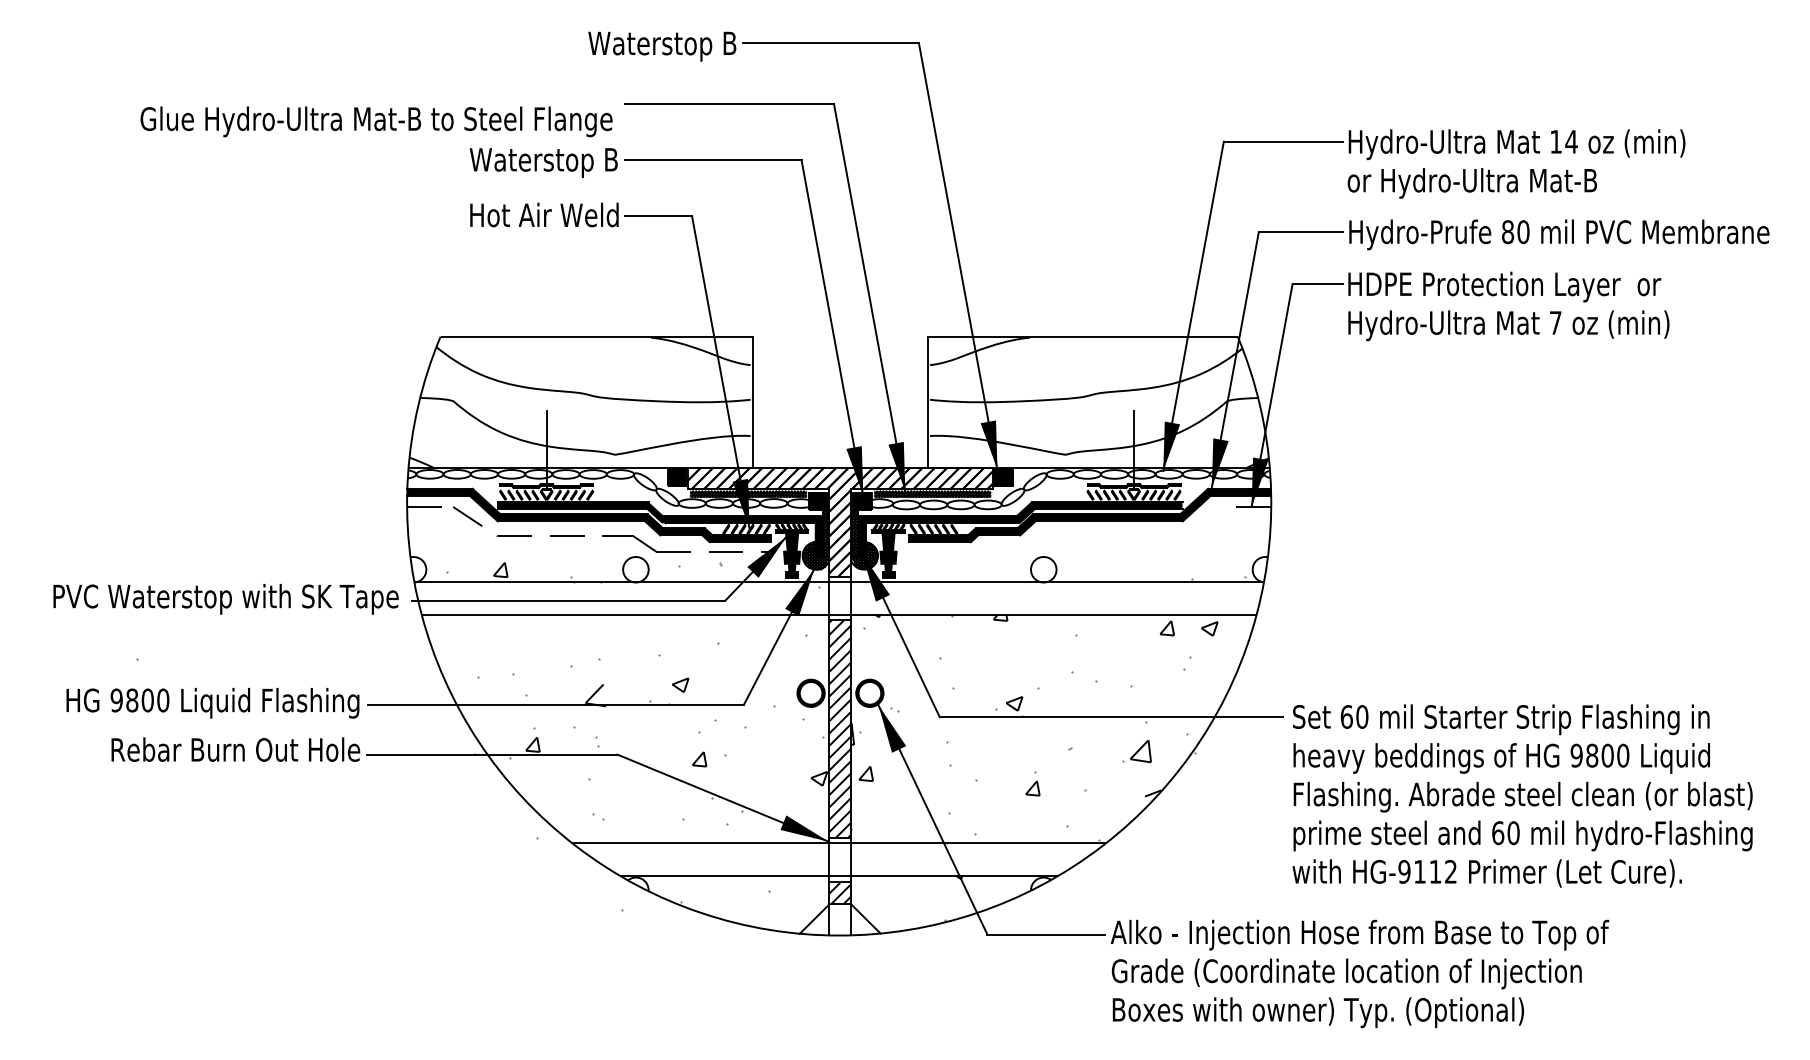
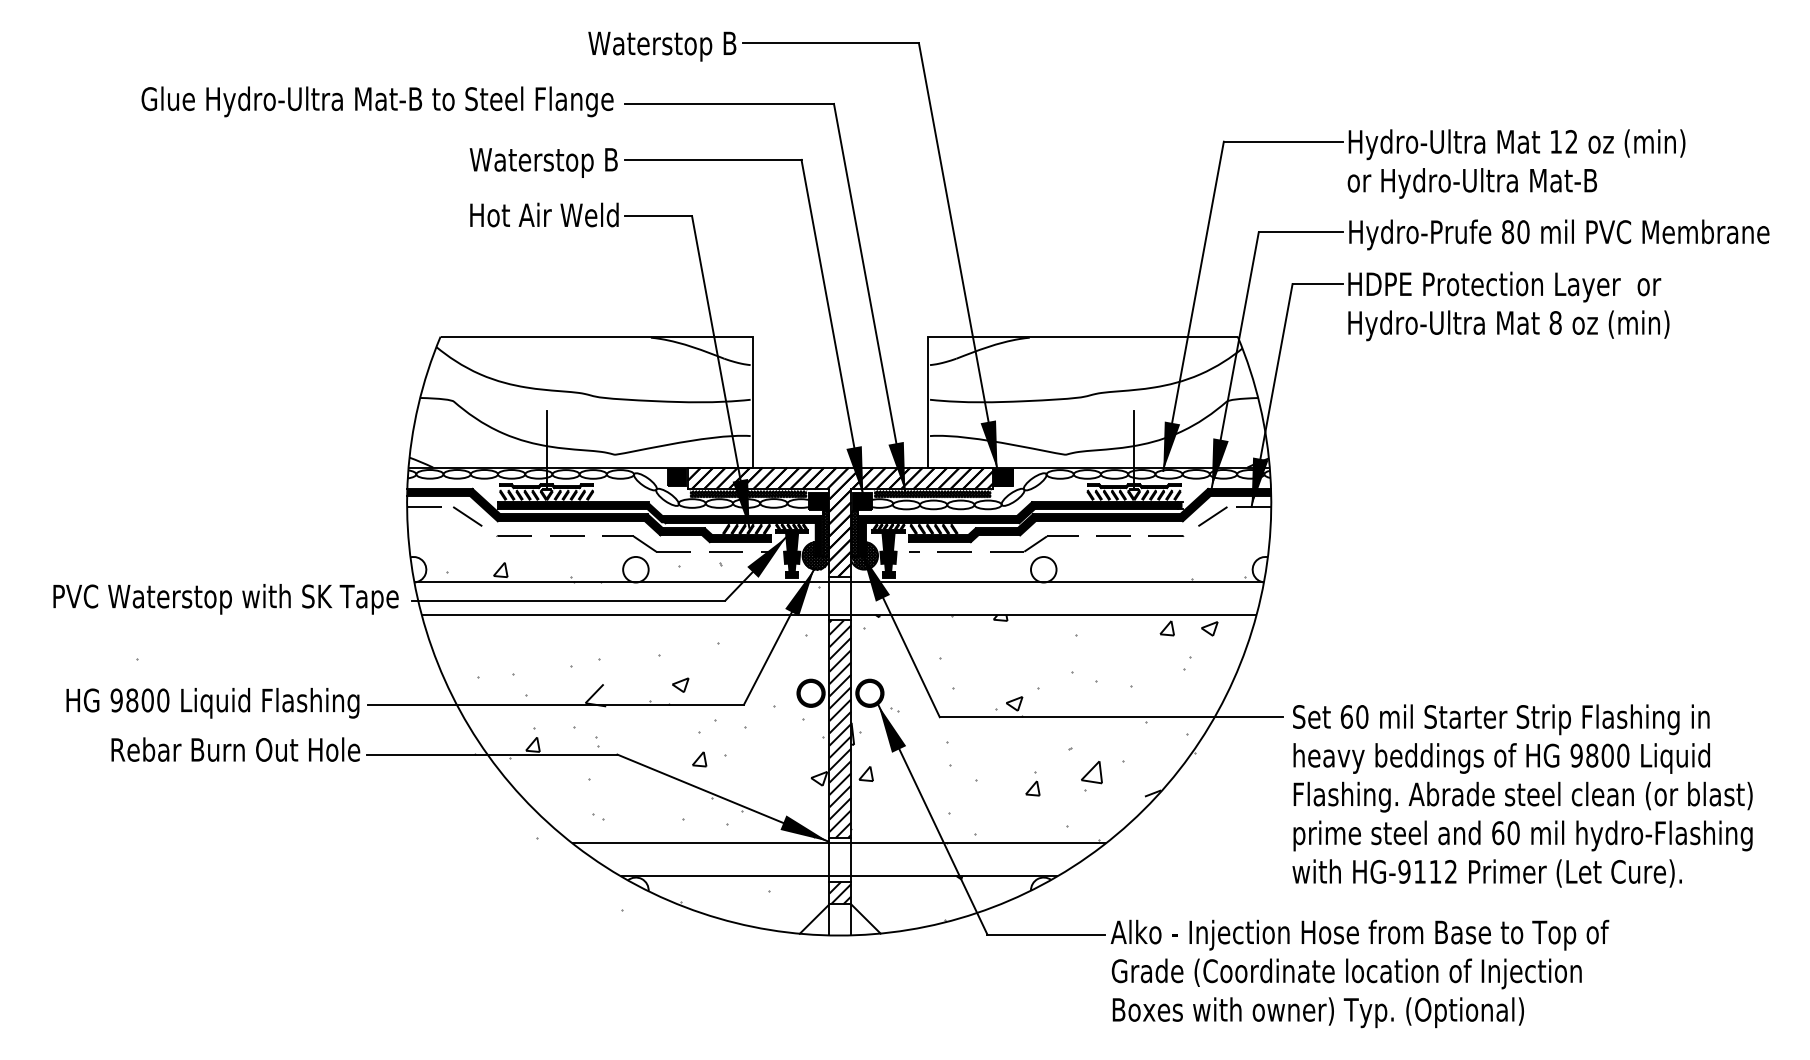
text position: (376, 121) -> (377, 101) (377, 101)
text: 14 -> 12 (1571, 141)
text: 7 -> 8 (1555, 322)
part: none -> present (1068, 529)
part position: (1140, 751) -> (1091, 772) (1091, 772)
